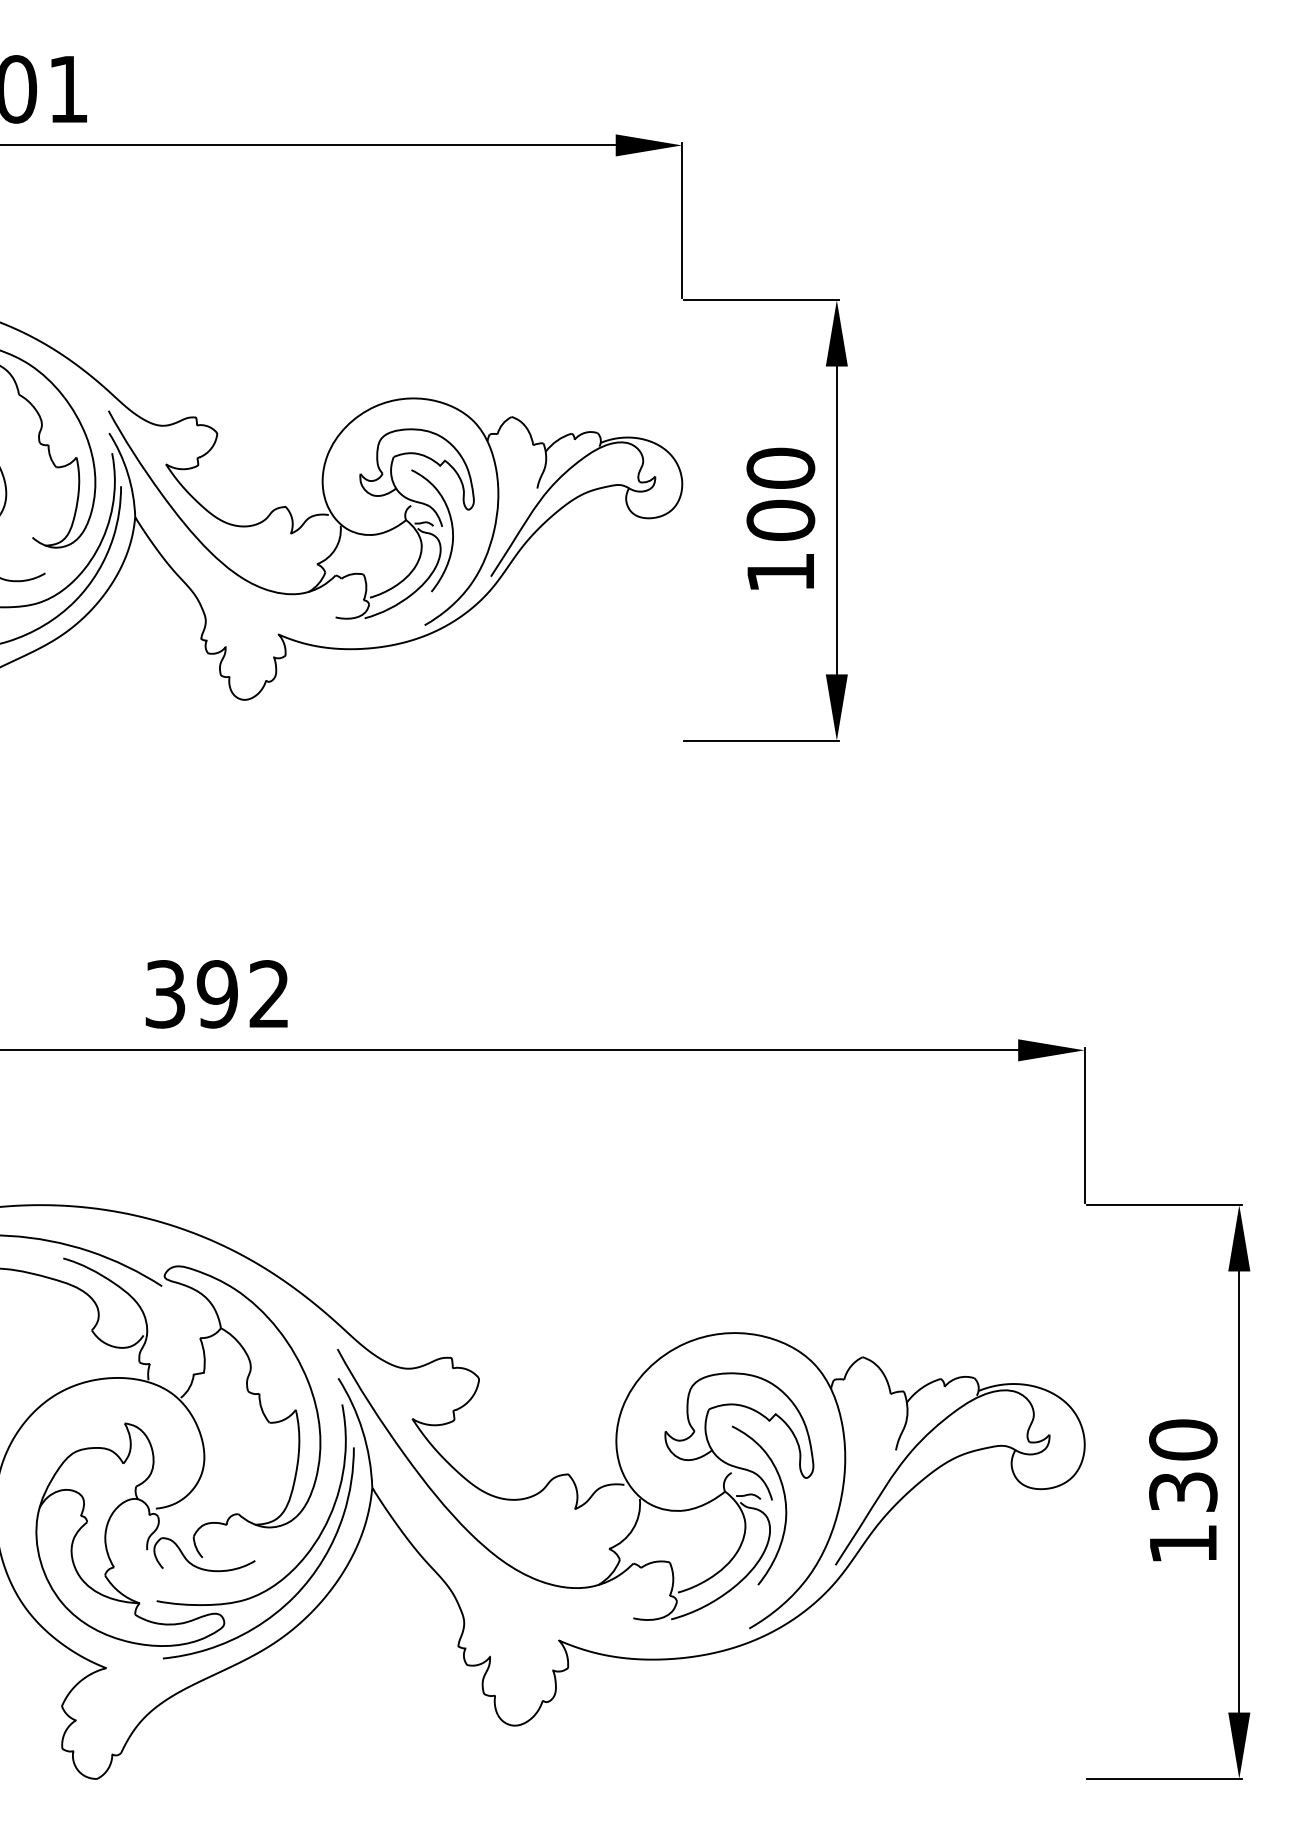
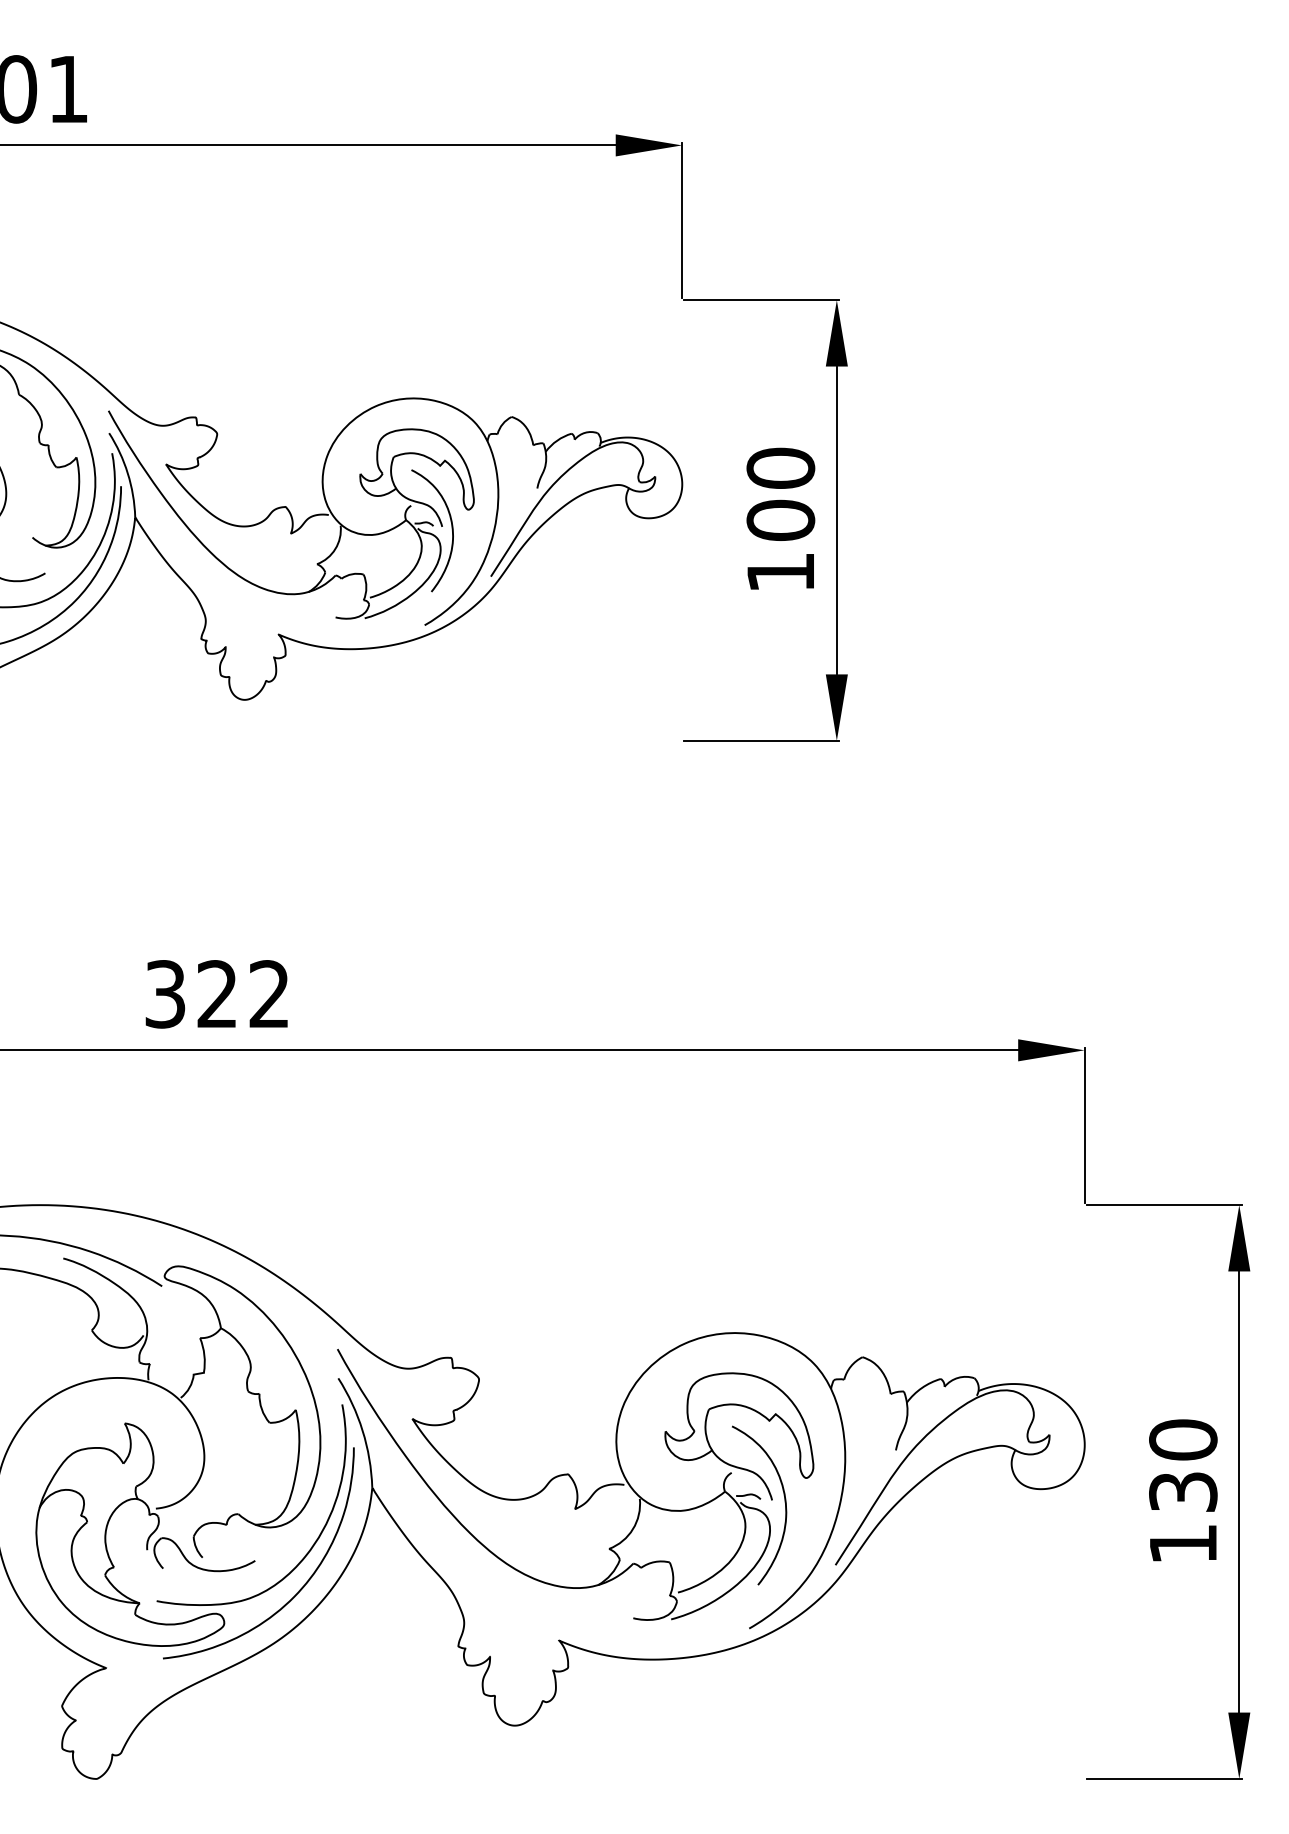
text: 392 -> 322 (216, 994)
